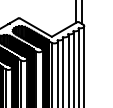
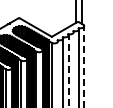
line: solid -> dashed (84, 66)
line: present -> none (73, 68)
line: solid -> dashed (68, 71)
line: present -> none (58, 72)
